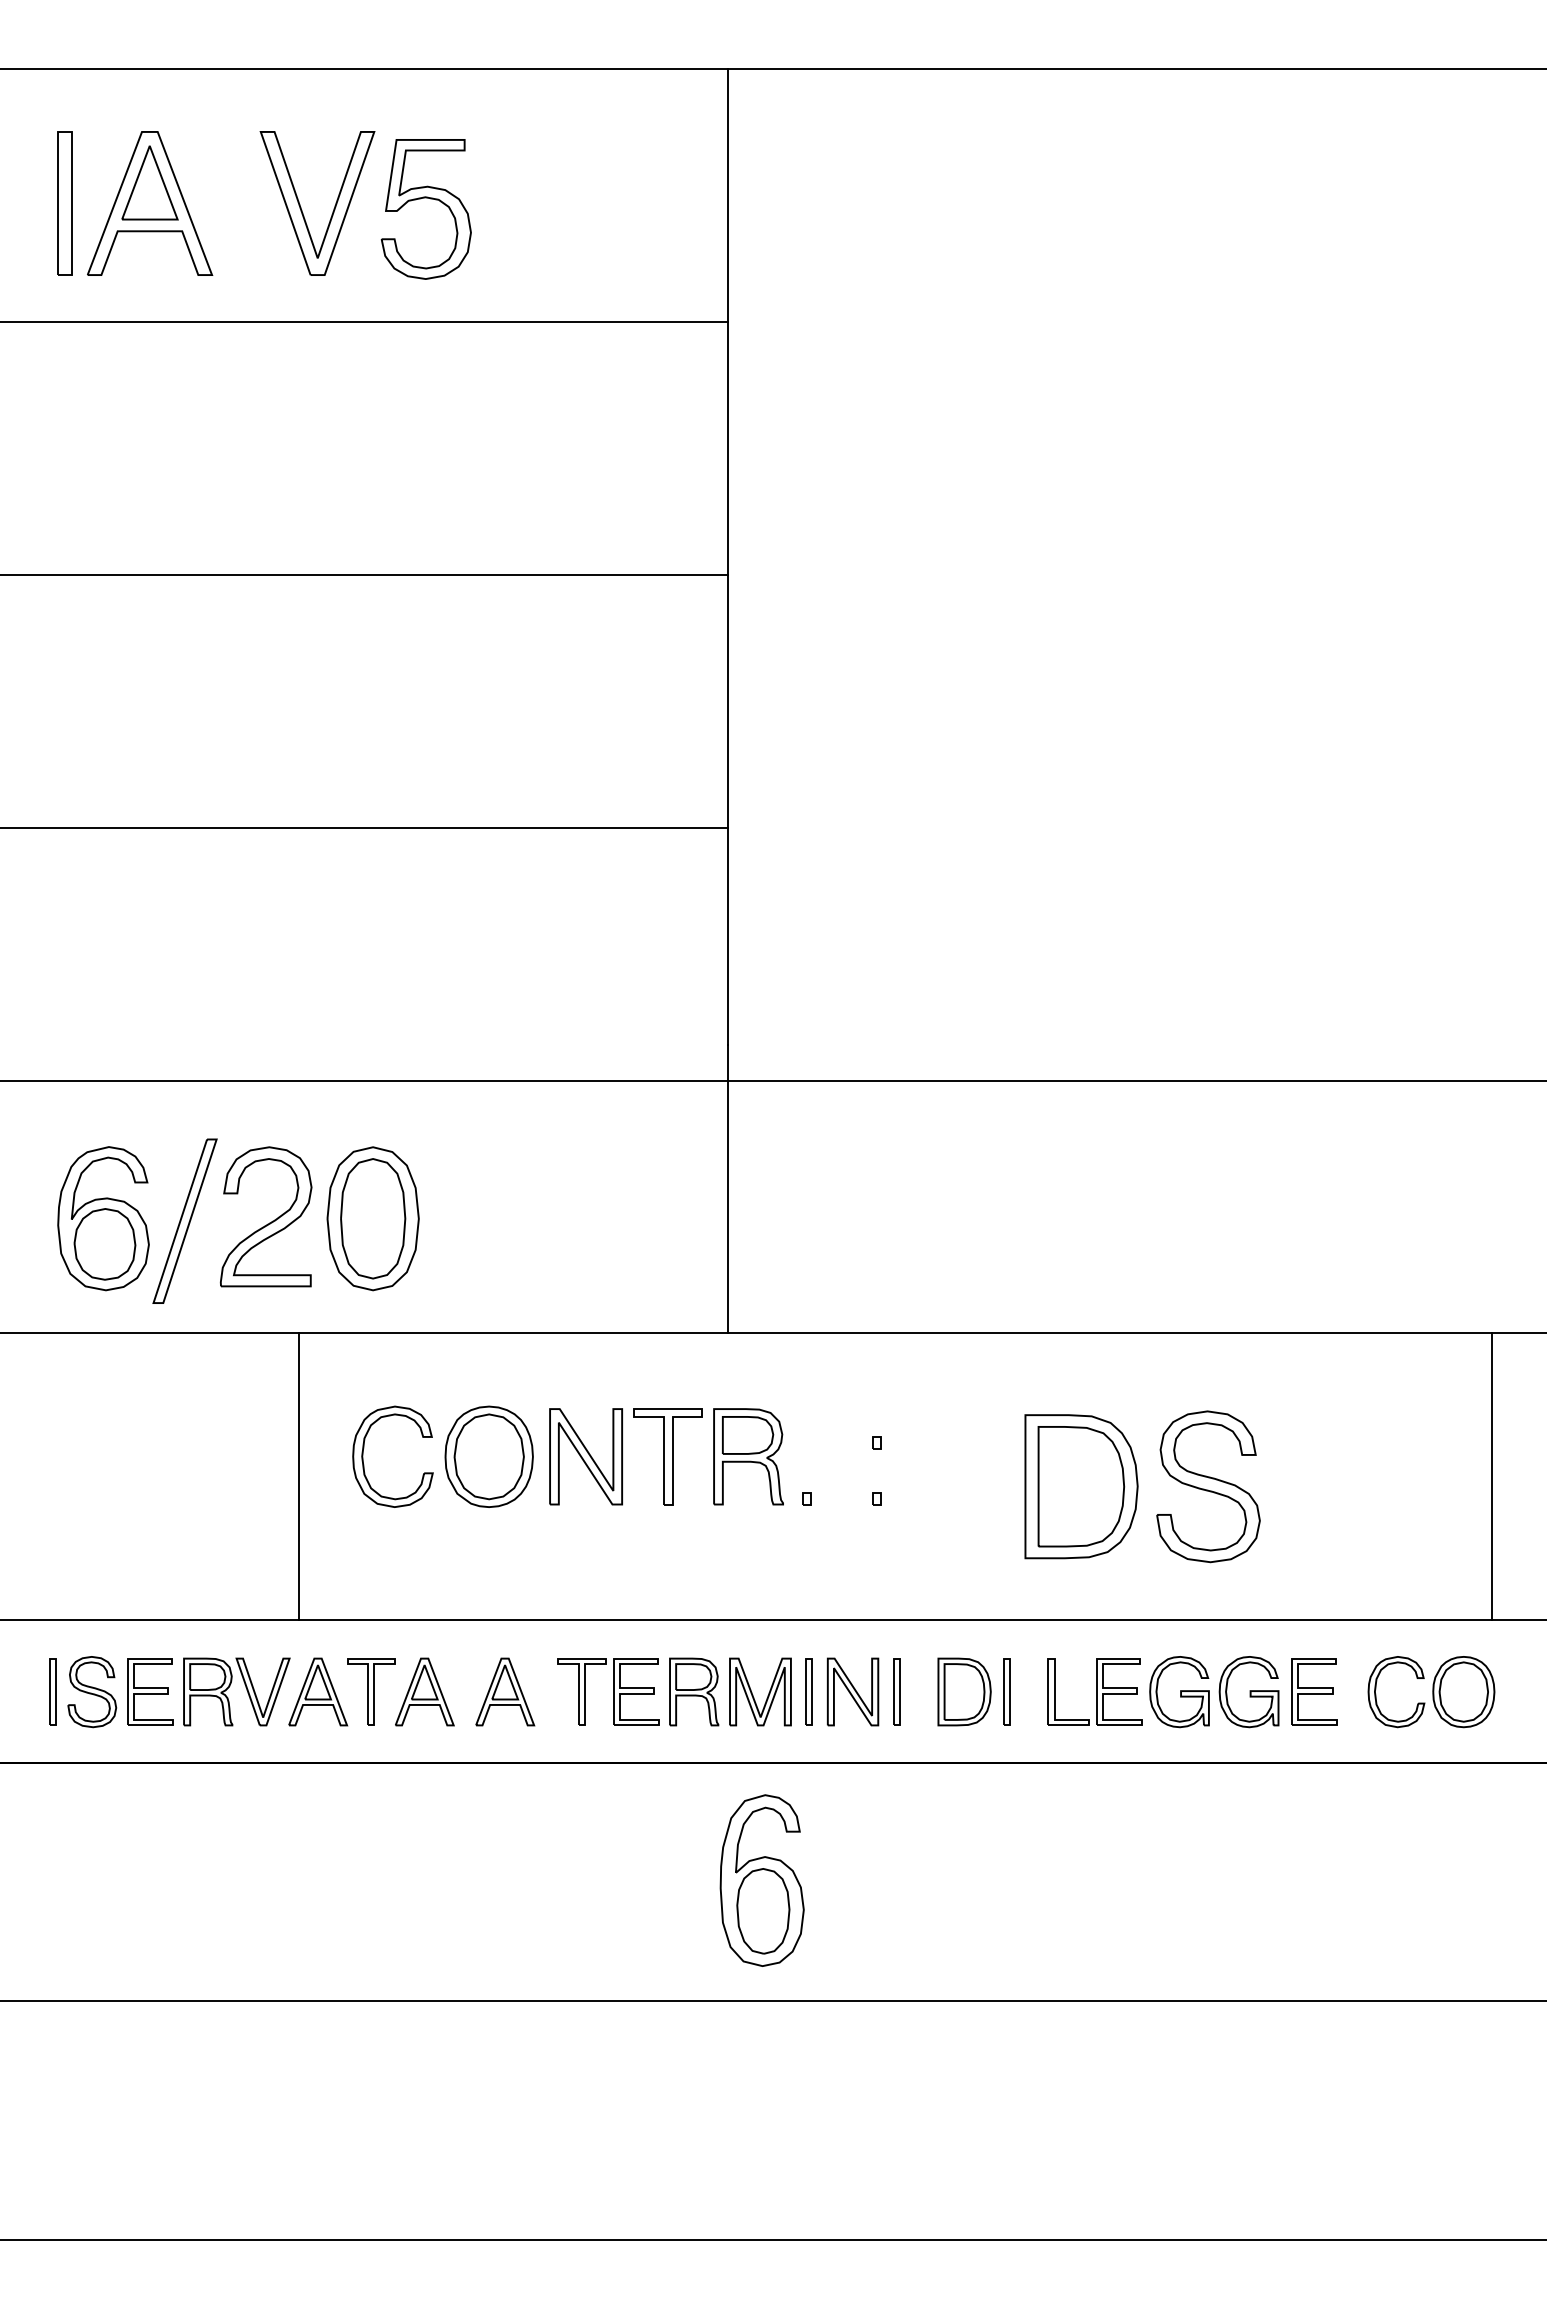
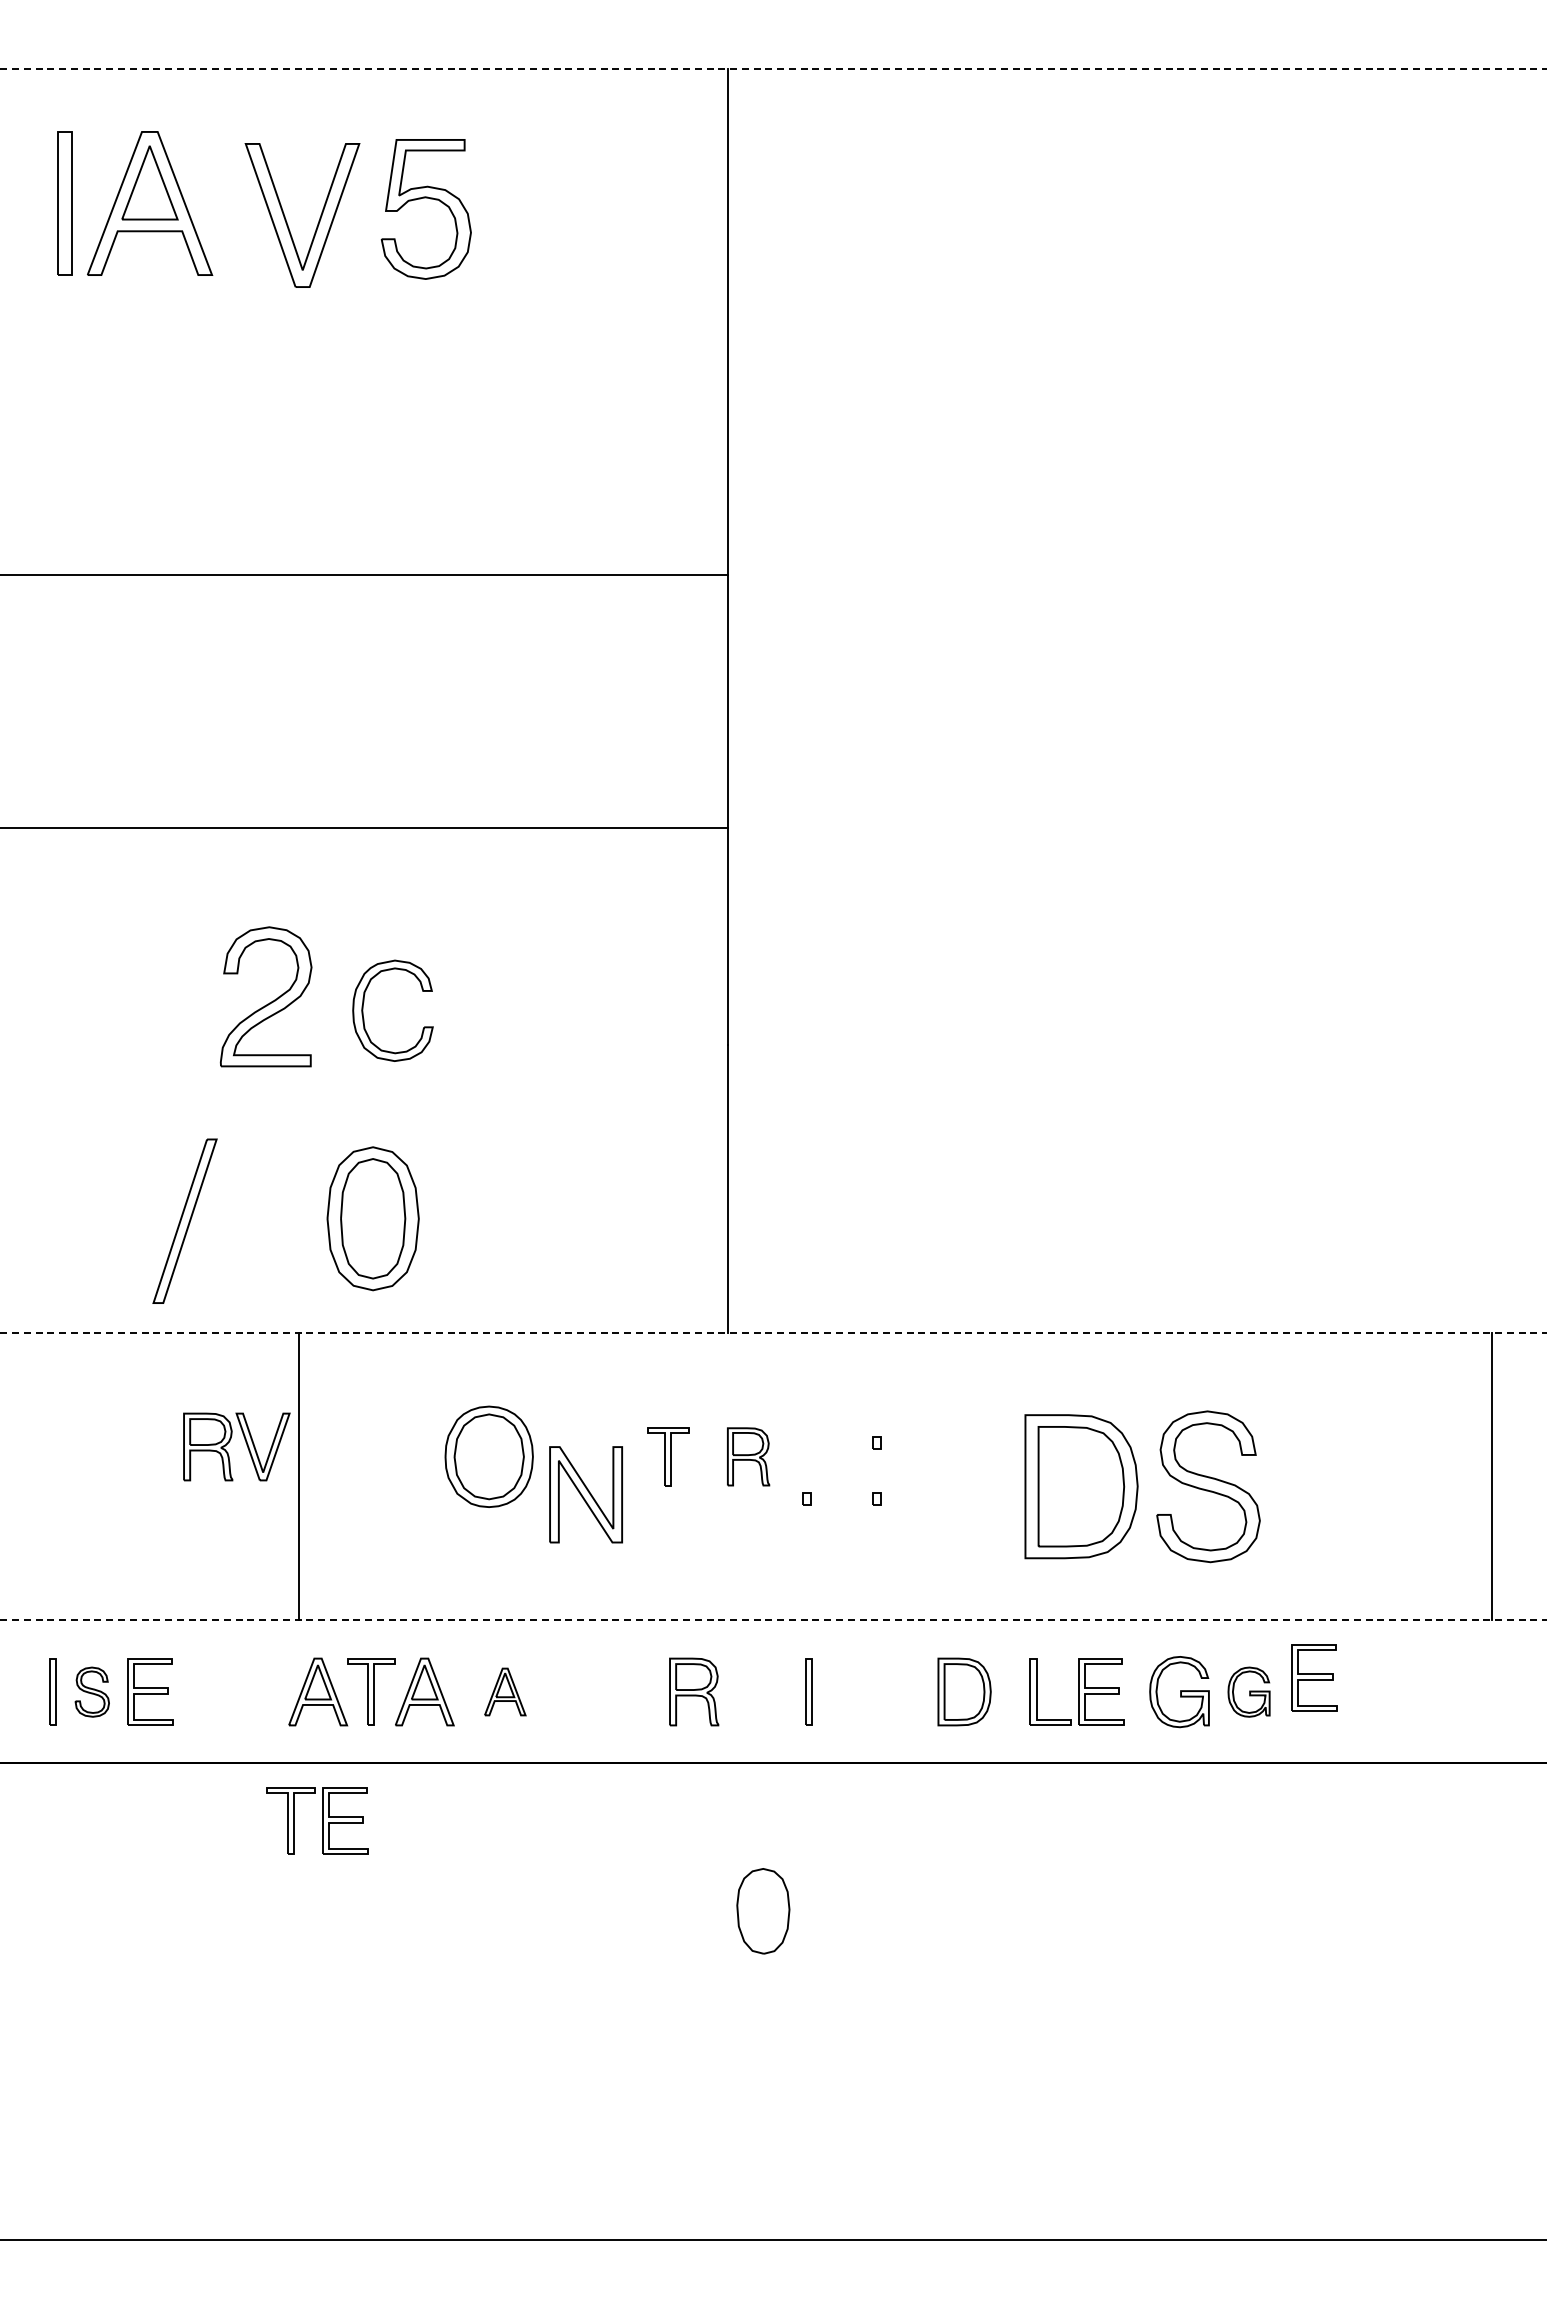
line: solid -> dashed (774, 69)
part position: (301, 207) -> (286, 219) (286, 219)
line: present -> none (365, 322)
line: present -> none (772, 1080)
part: present -> none (103, 1218)
part position: (269, 1222) -> (269, 1002) (269, 1002)
line: solid -> dashed (773, 1333)
part position: (363, 1456) -> (363, 1010) (363, 1010)
part position: (585, 1456) -> (585, 1494) (585, 1494)
part size: 70x98 px -> 43x60 px (668, 1456)
part size: 71x98 px -> 44x60 px (748, 1456)
line: solid -> dashed (774, 1619)
part position: (230, 1686) -> (230, 1441) (230, 1441)
part size: 61x70 px -> 43x50 px (505, 1691)
part position: (608, 1691) -> (317, 1820) (317, 1820)
part: present -> none (852, 1691)
part: present -> none (896, 1691)
part: present -> none (1006, 1691)
part position: (1094, 1691) -> (1076, 1691) (1076, 1691)
part position: (1314, 1691) -> (1314, 1677) (1314, 1677)
part size: 51x73 px -> 36x52 px (91, 1691)
part size: 62x73 px -> 44x52 px (1248, 1691)
part: present -> none (1431, 1692)
part: present -> none (753, 1694)
part: present -> none (761, 1880)
line: present -> none (772, 2001)
